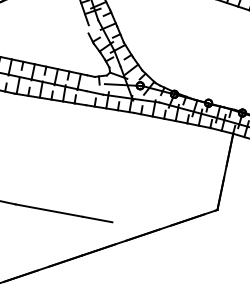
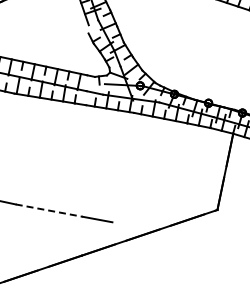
line: solid -> dashed (49, 210)
